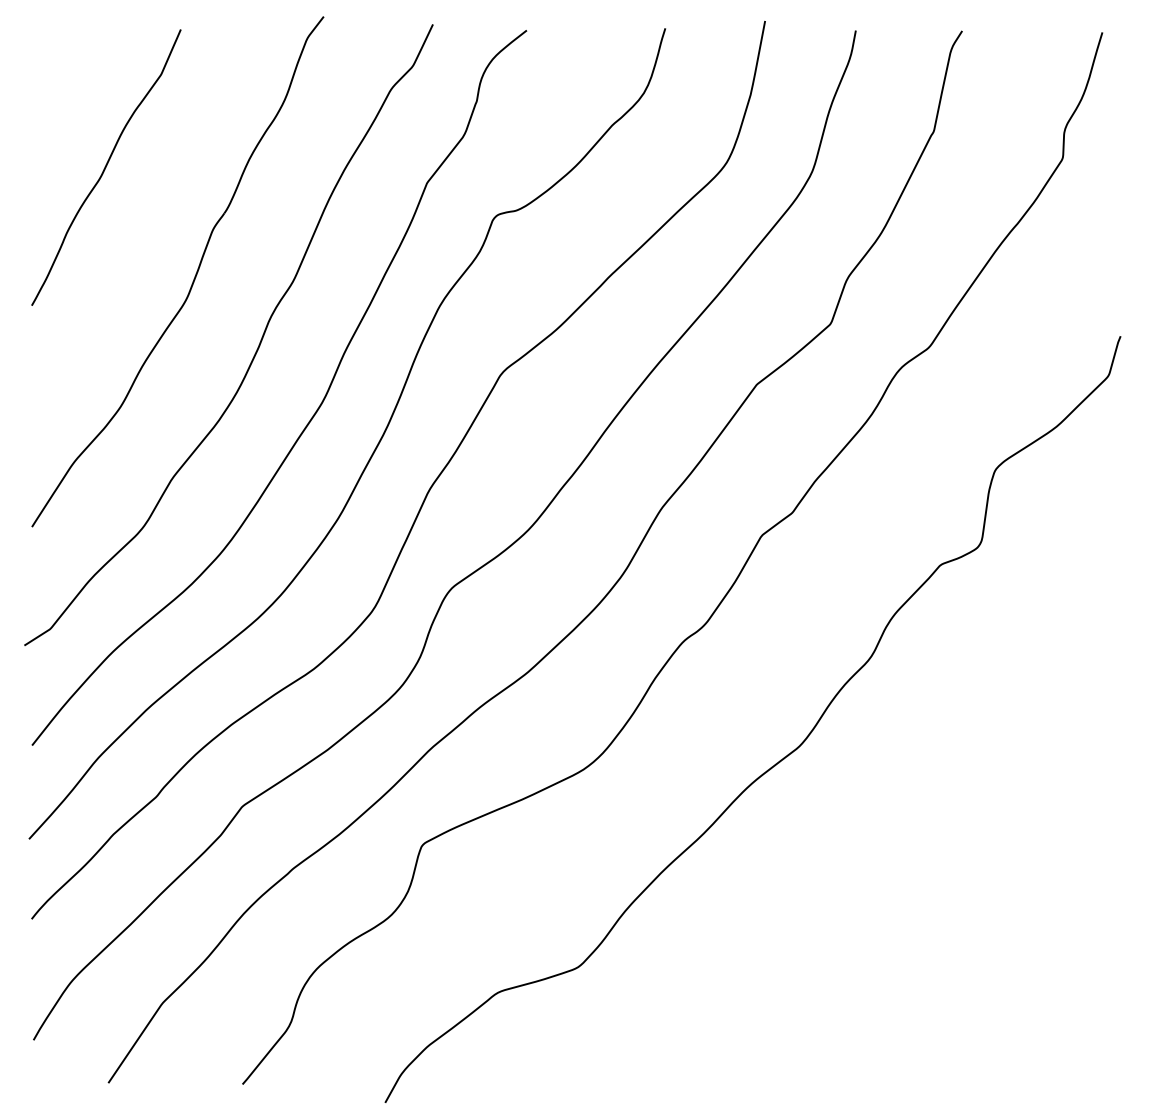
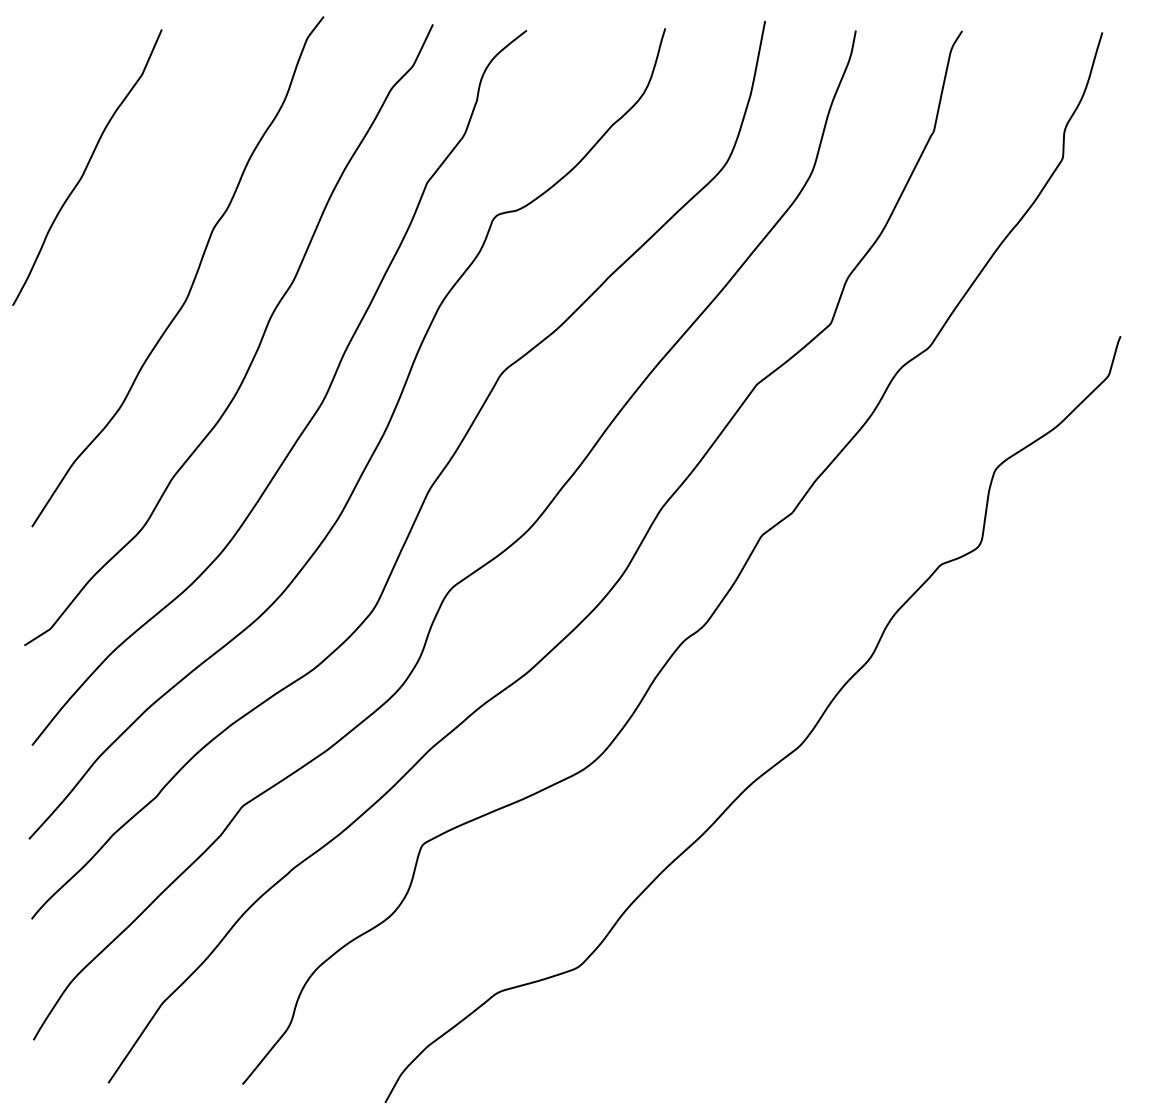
curve position: (106, 167) -> (87, 167) (87, 167)
